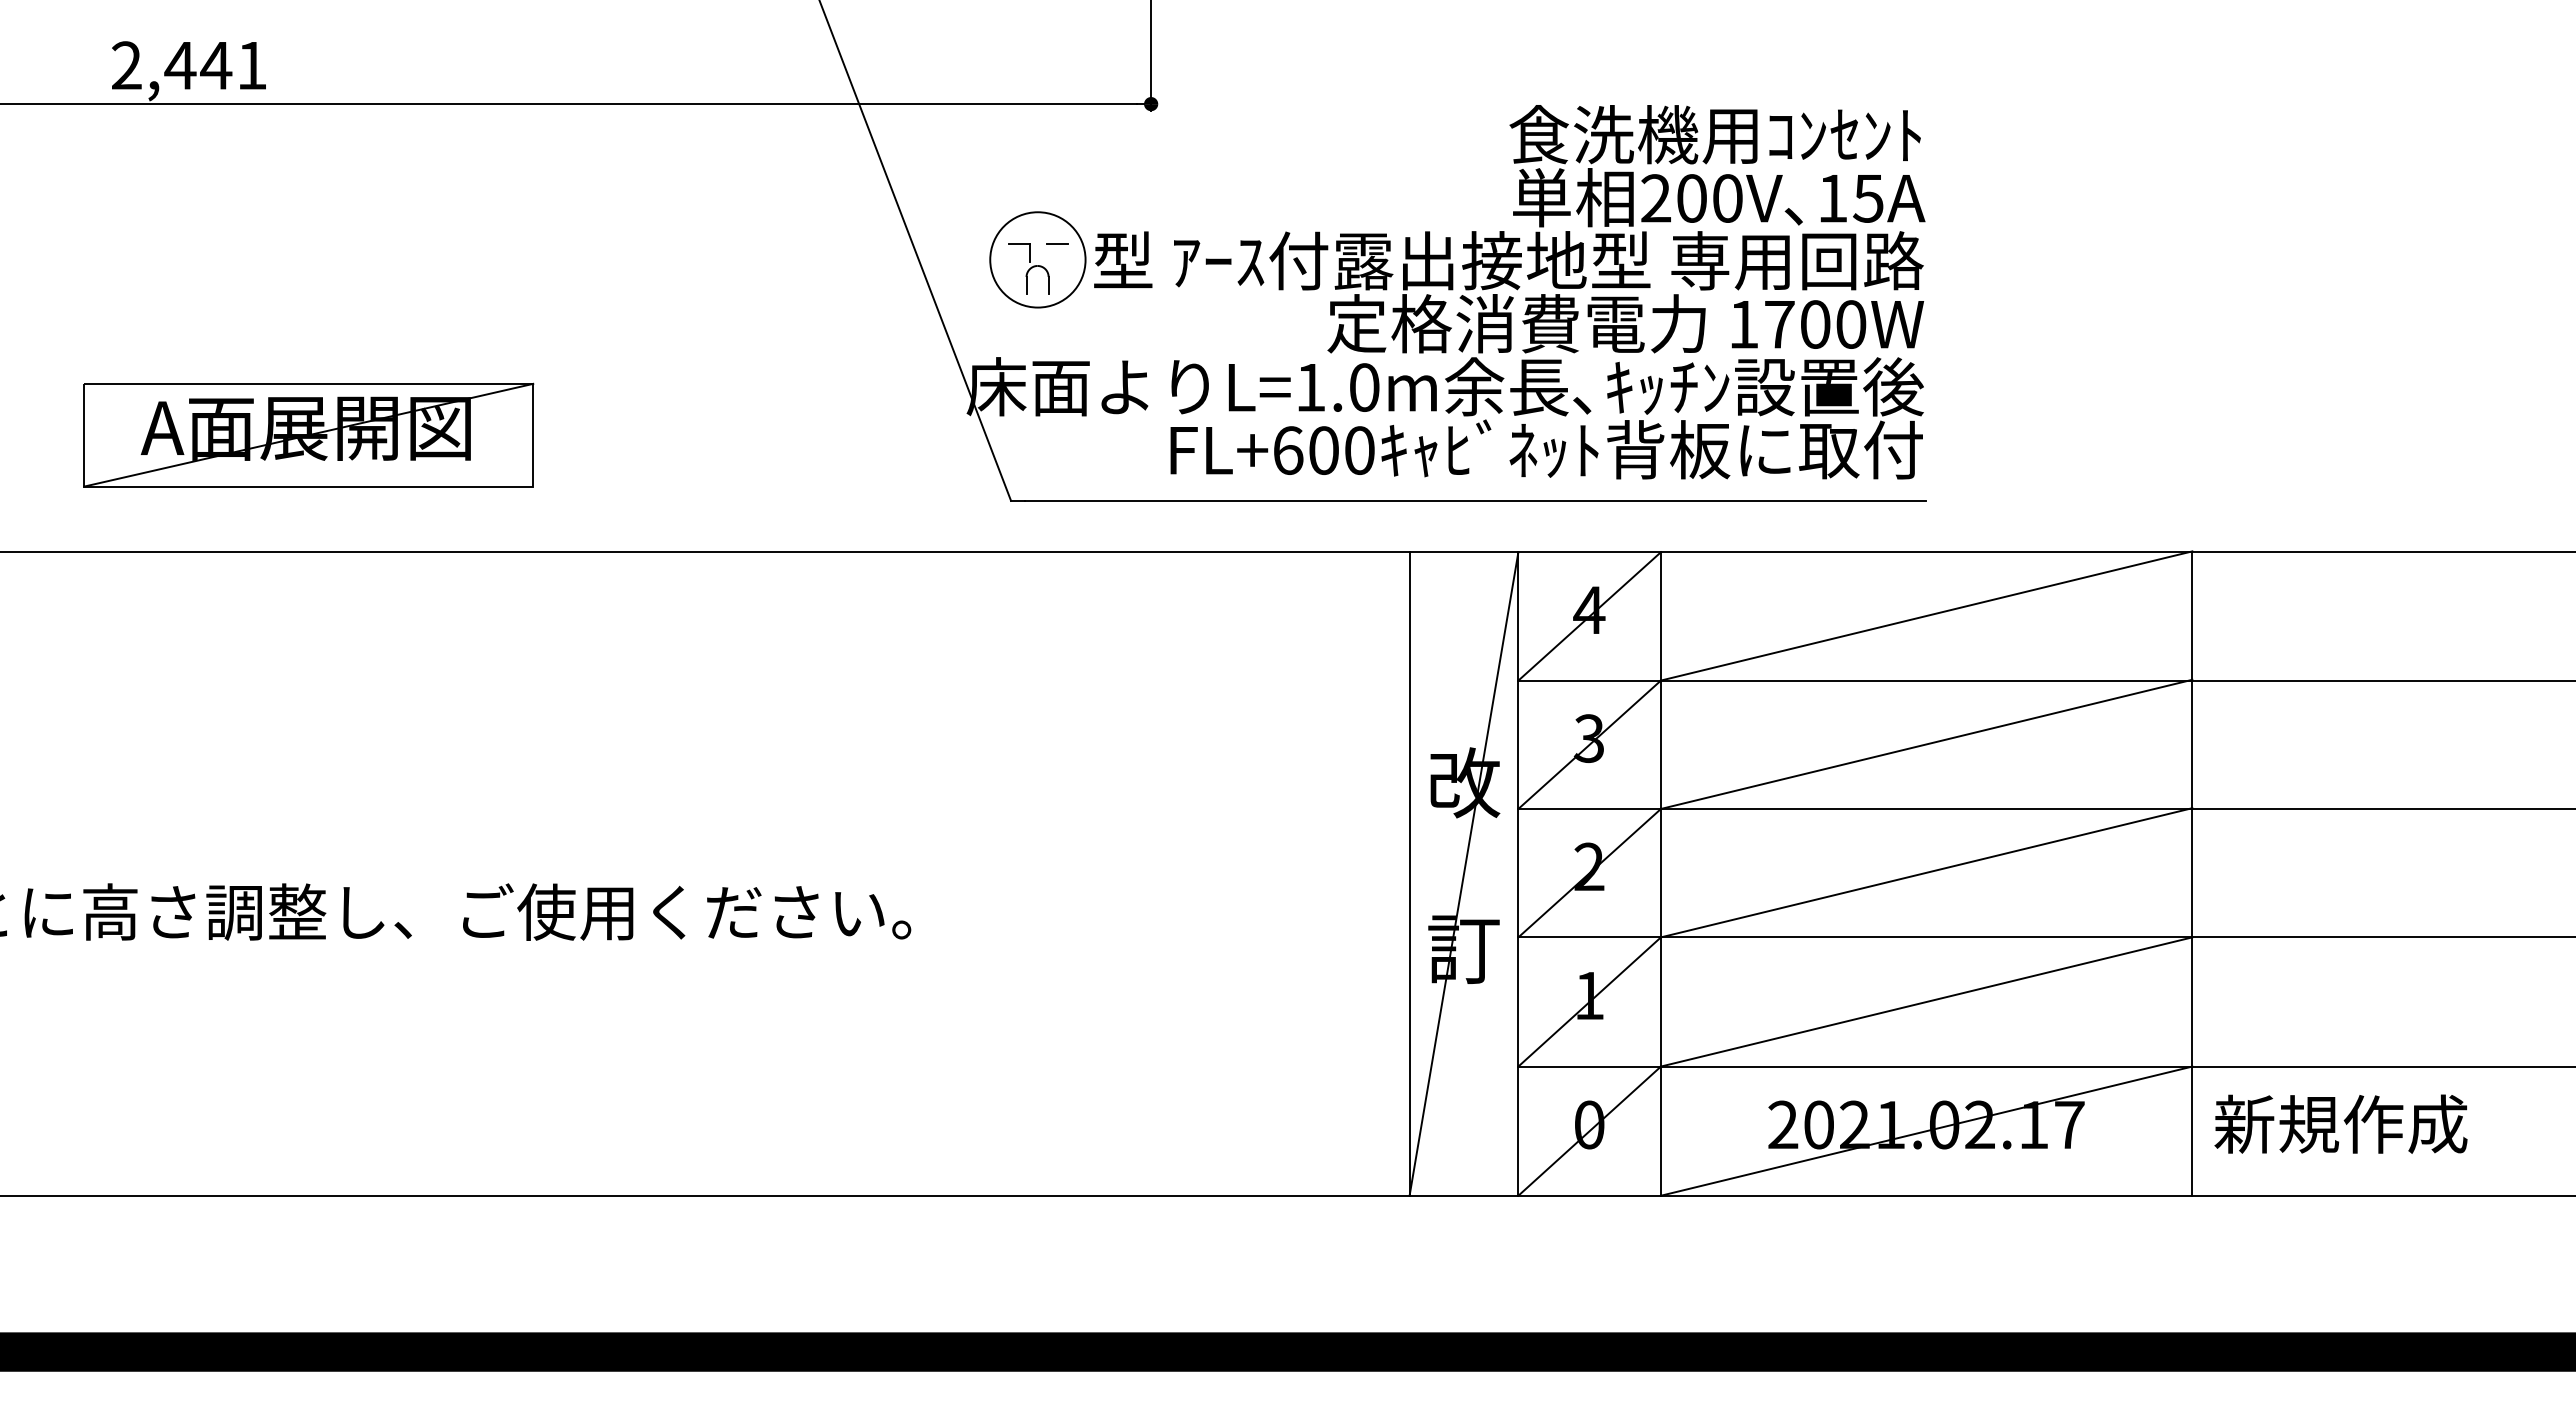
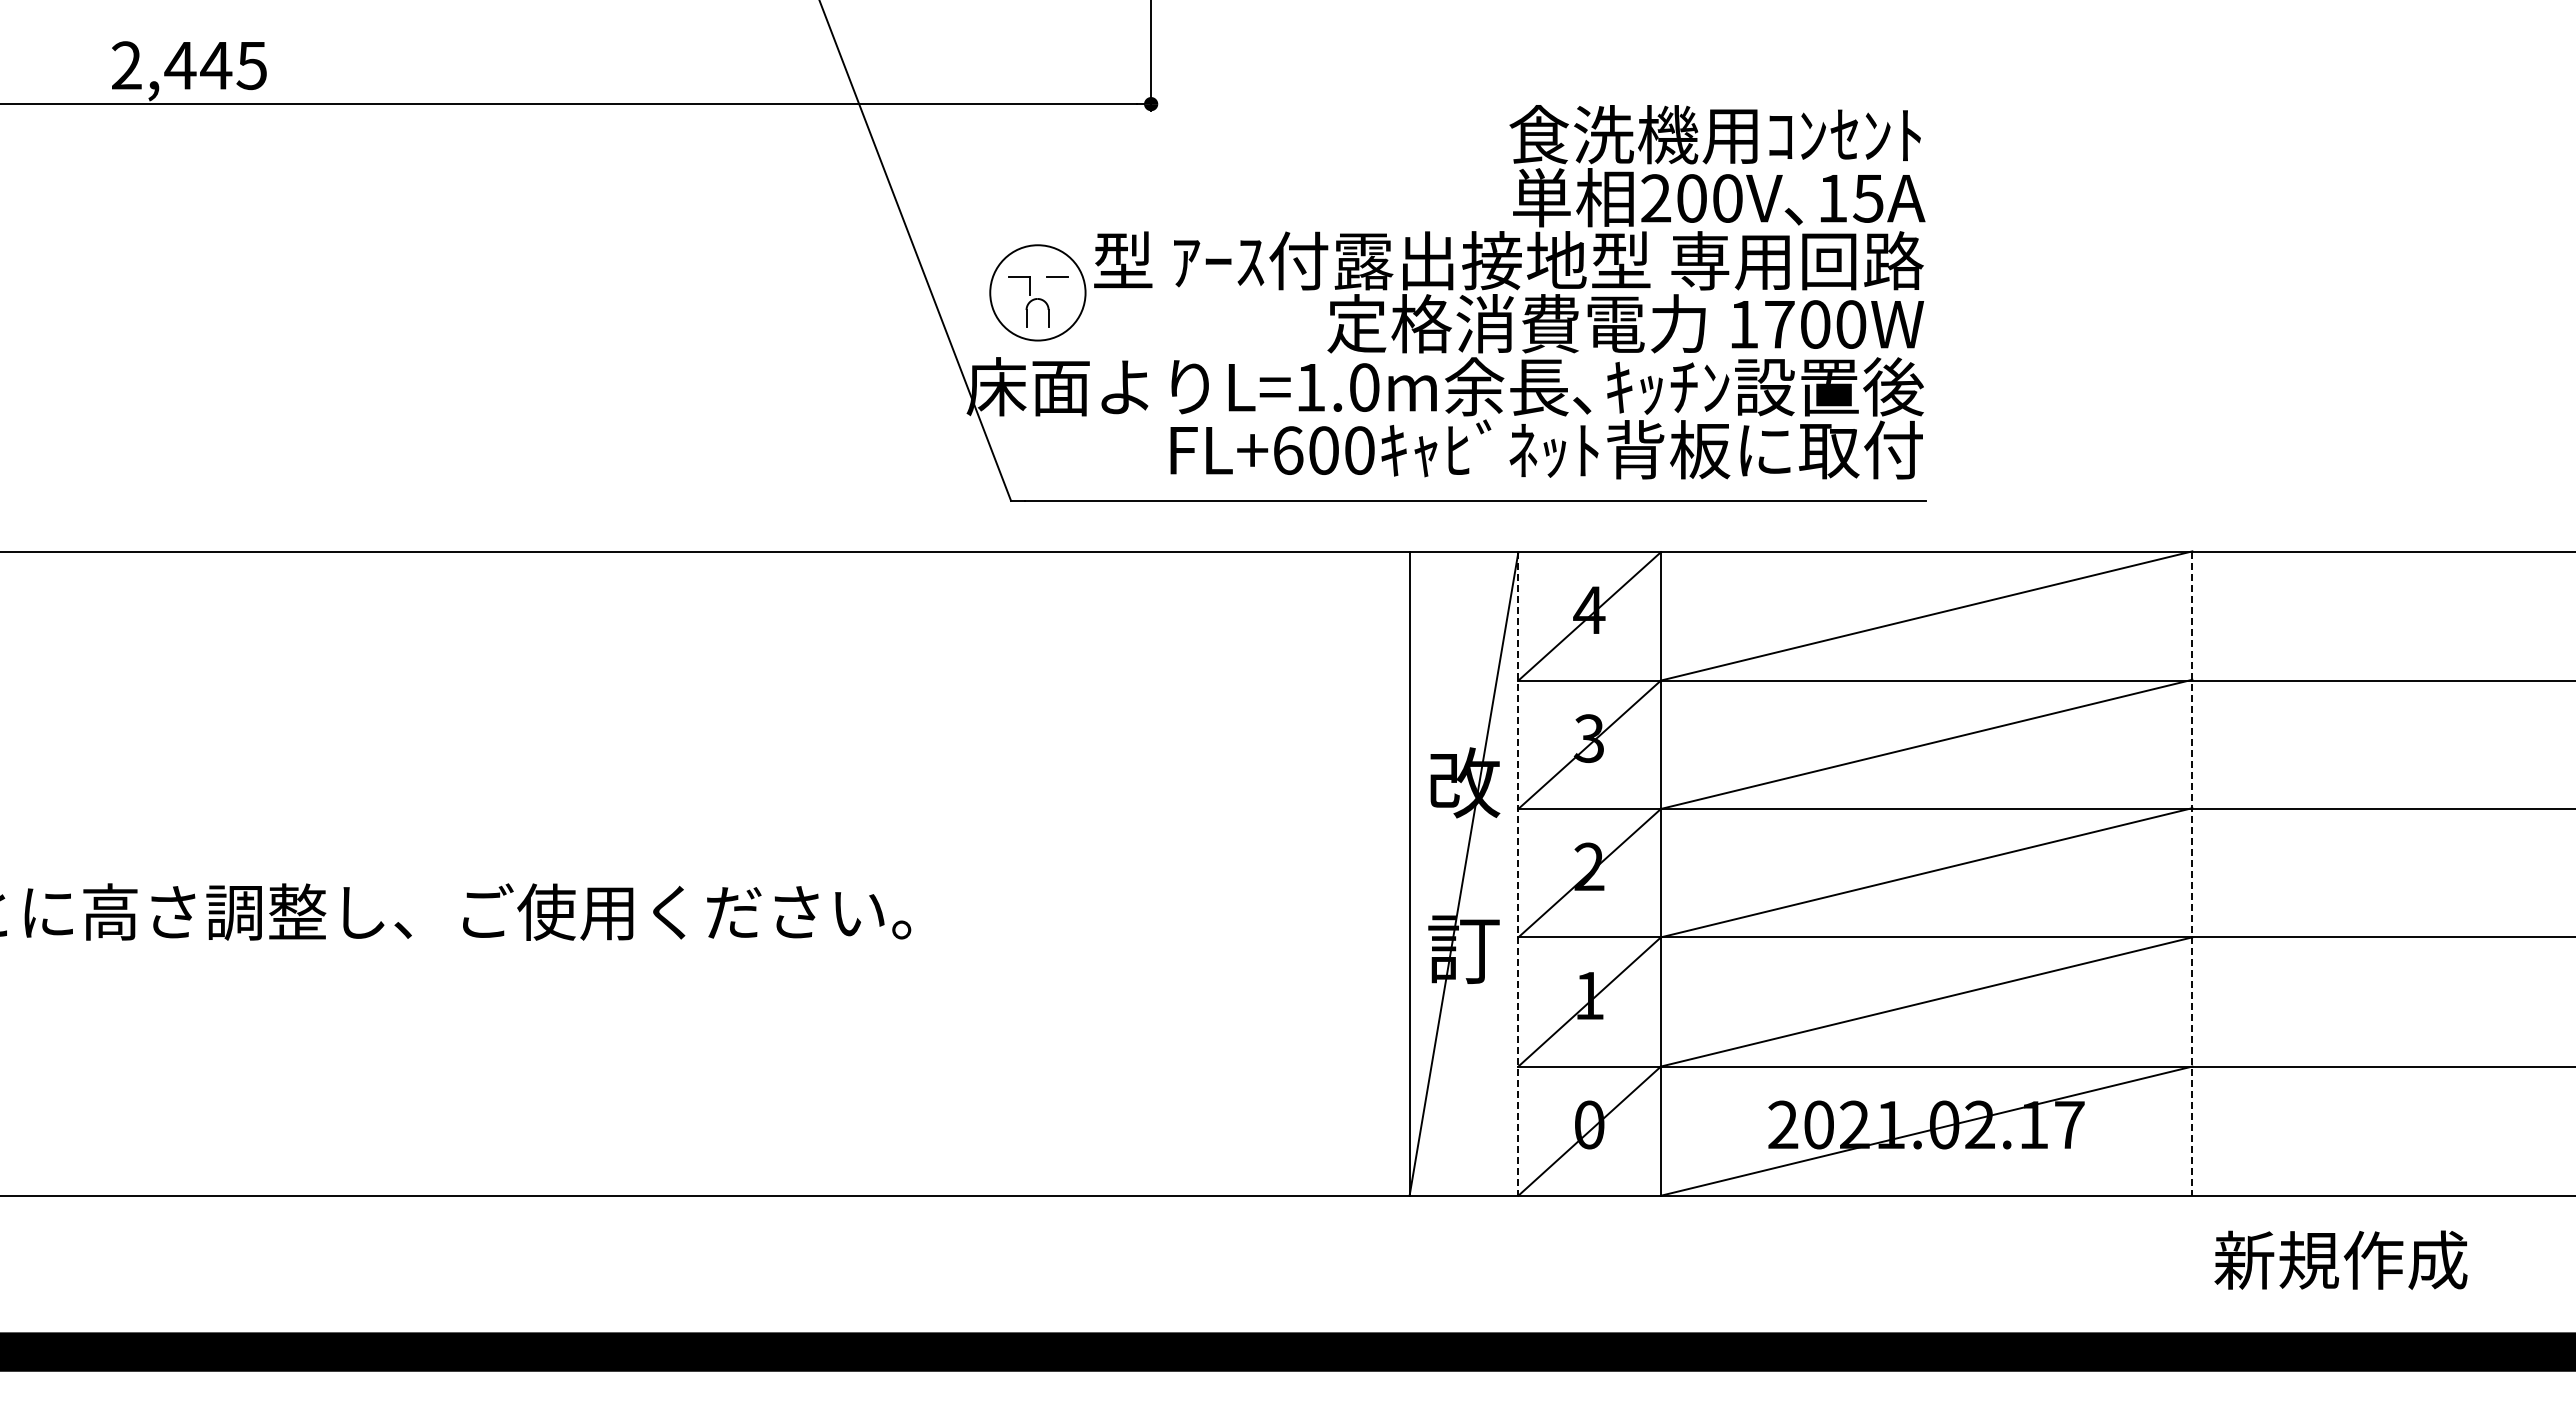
text: 2,441 -> 2,445 (251, 66)
part position: (1037, 259) -> (1037, 292) (1037, 292)
part: present -> none (308, 434)
line: solid -> dashed (1518, 873)
line: solid -> dashed (2192, 873)
text position: (2340, 1123) -> (2340, 1259) (2340, 1259)
